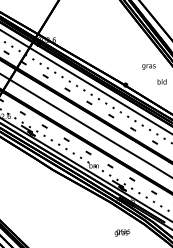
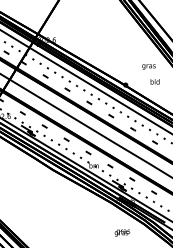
text position: (161, 81) -> (154, 81) (154, 81)
